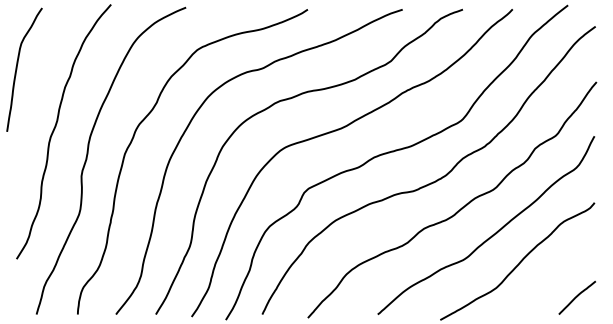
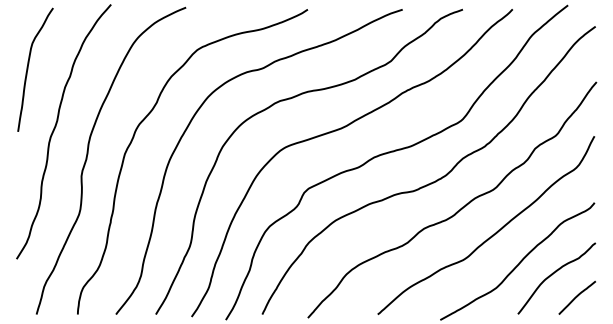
curve position: (17, 69) -> (28, 69) (28, 69)
curve: none -> present (553, 274)
